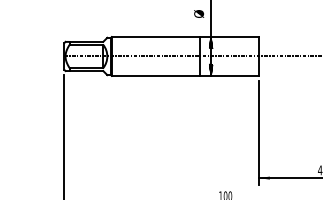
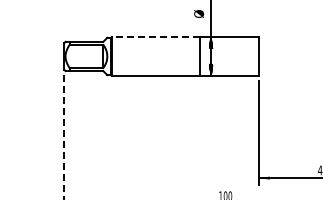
line: solid -> dashed (155, 37)
line: present -> none (191, 56)
line: solid -> dashed (64, 137)
